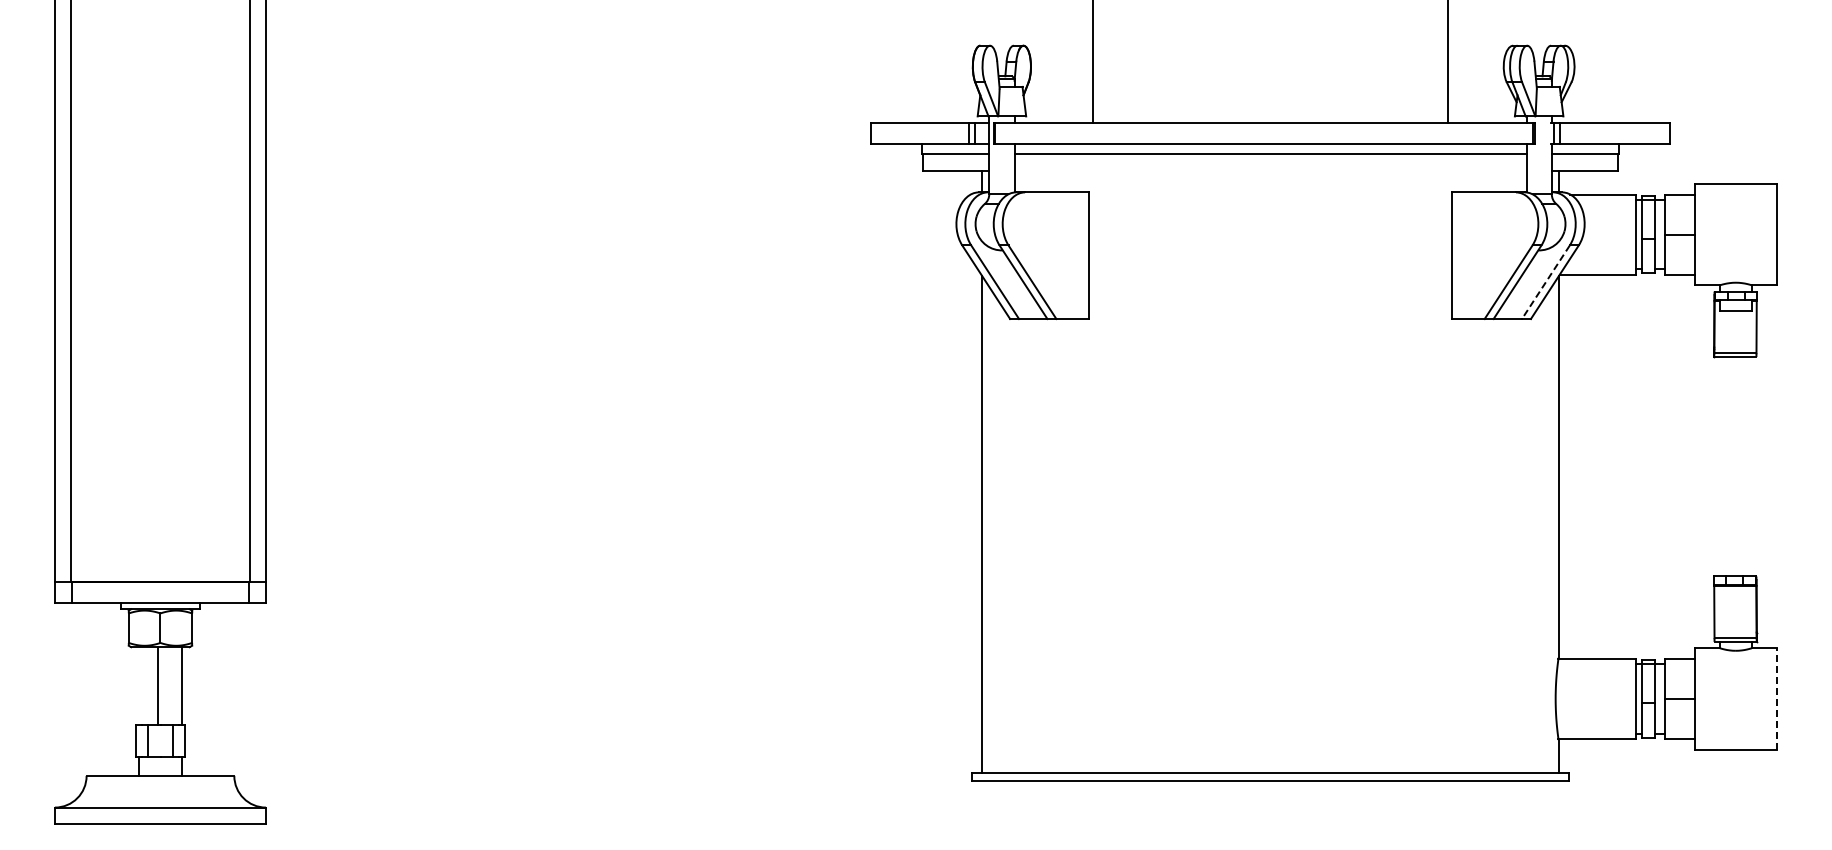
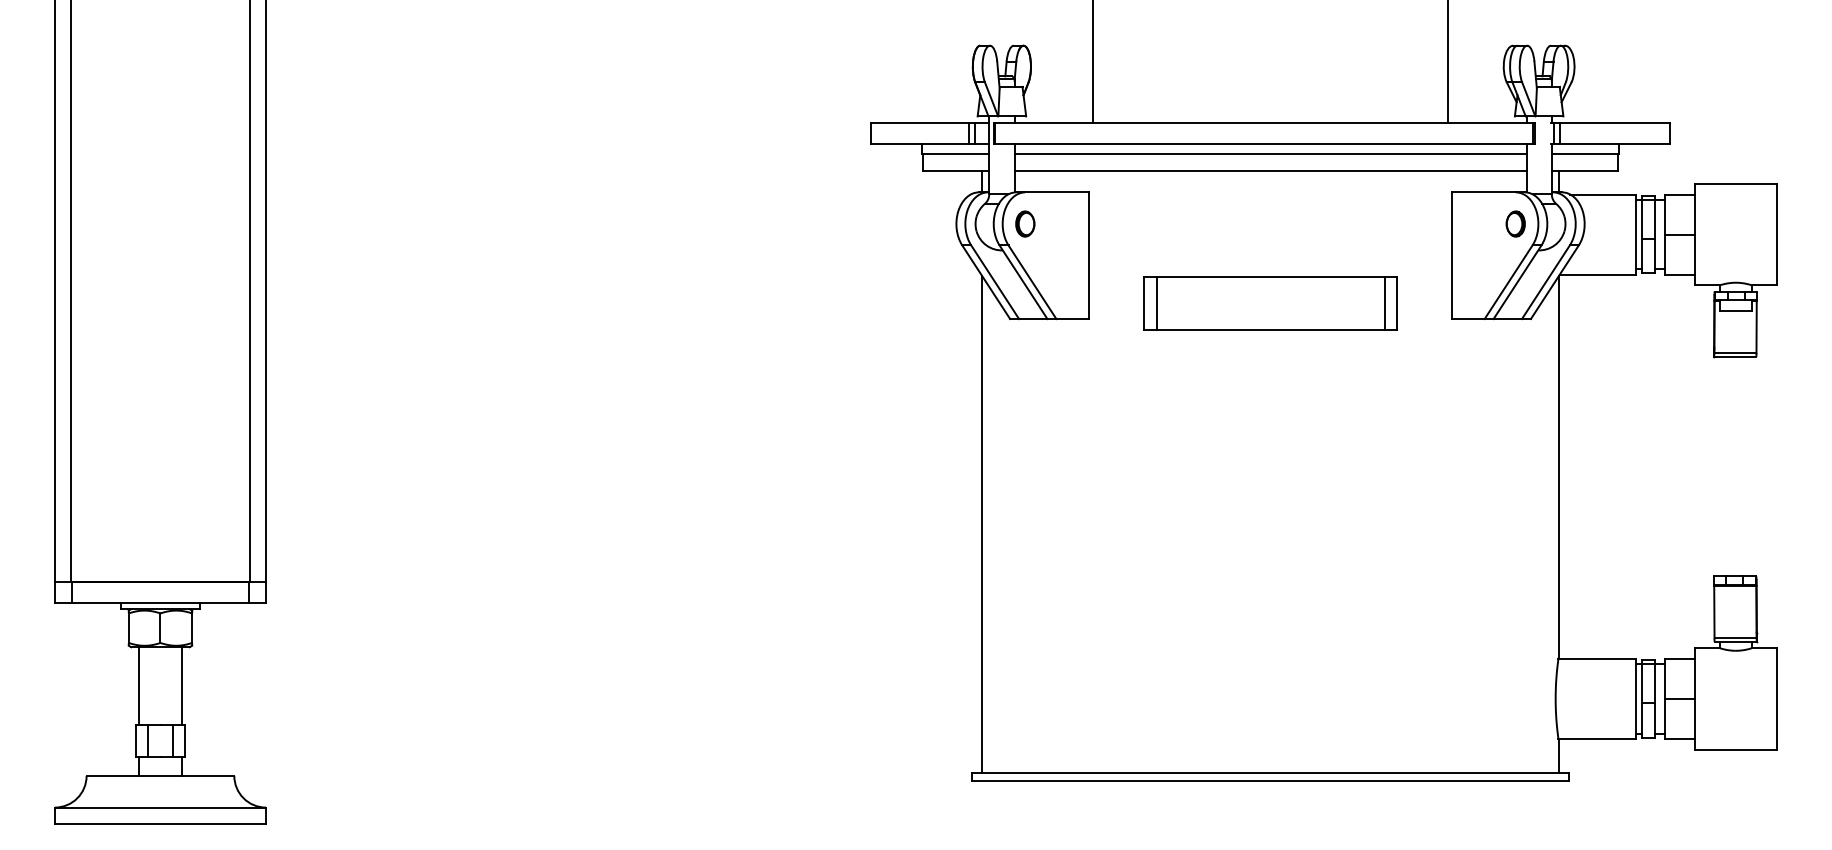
line: none -> present (1270, 171)
part: none -> present (1025, 223)
part: none -> present (1515, 223)
line: dashed -> solid (1545, 282)
part: none -> present (1270, 303)
line position: (158, 686) -> (139, 686) (139, 686)
line: dashed -> solid (1777, 698)
